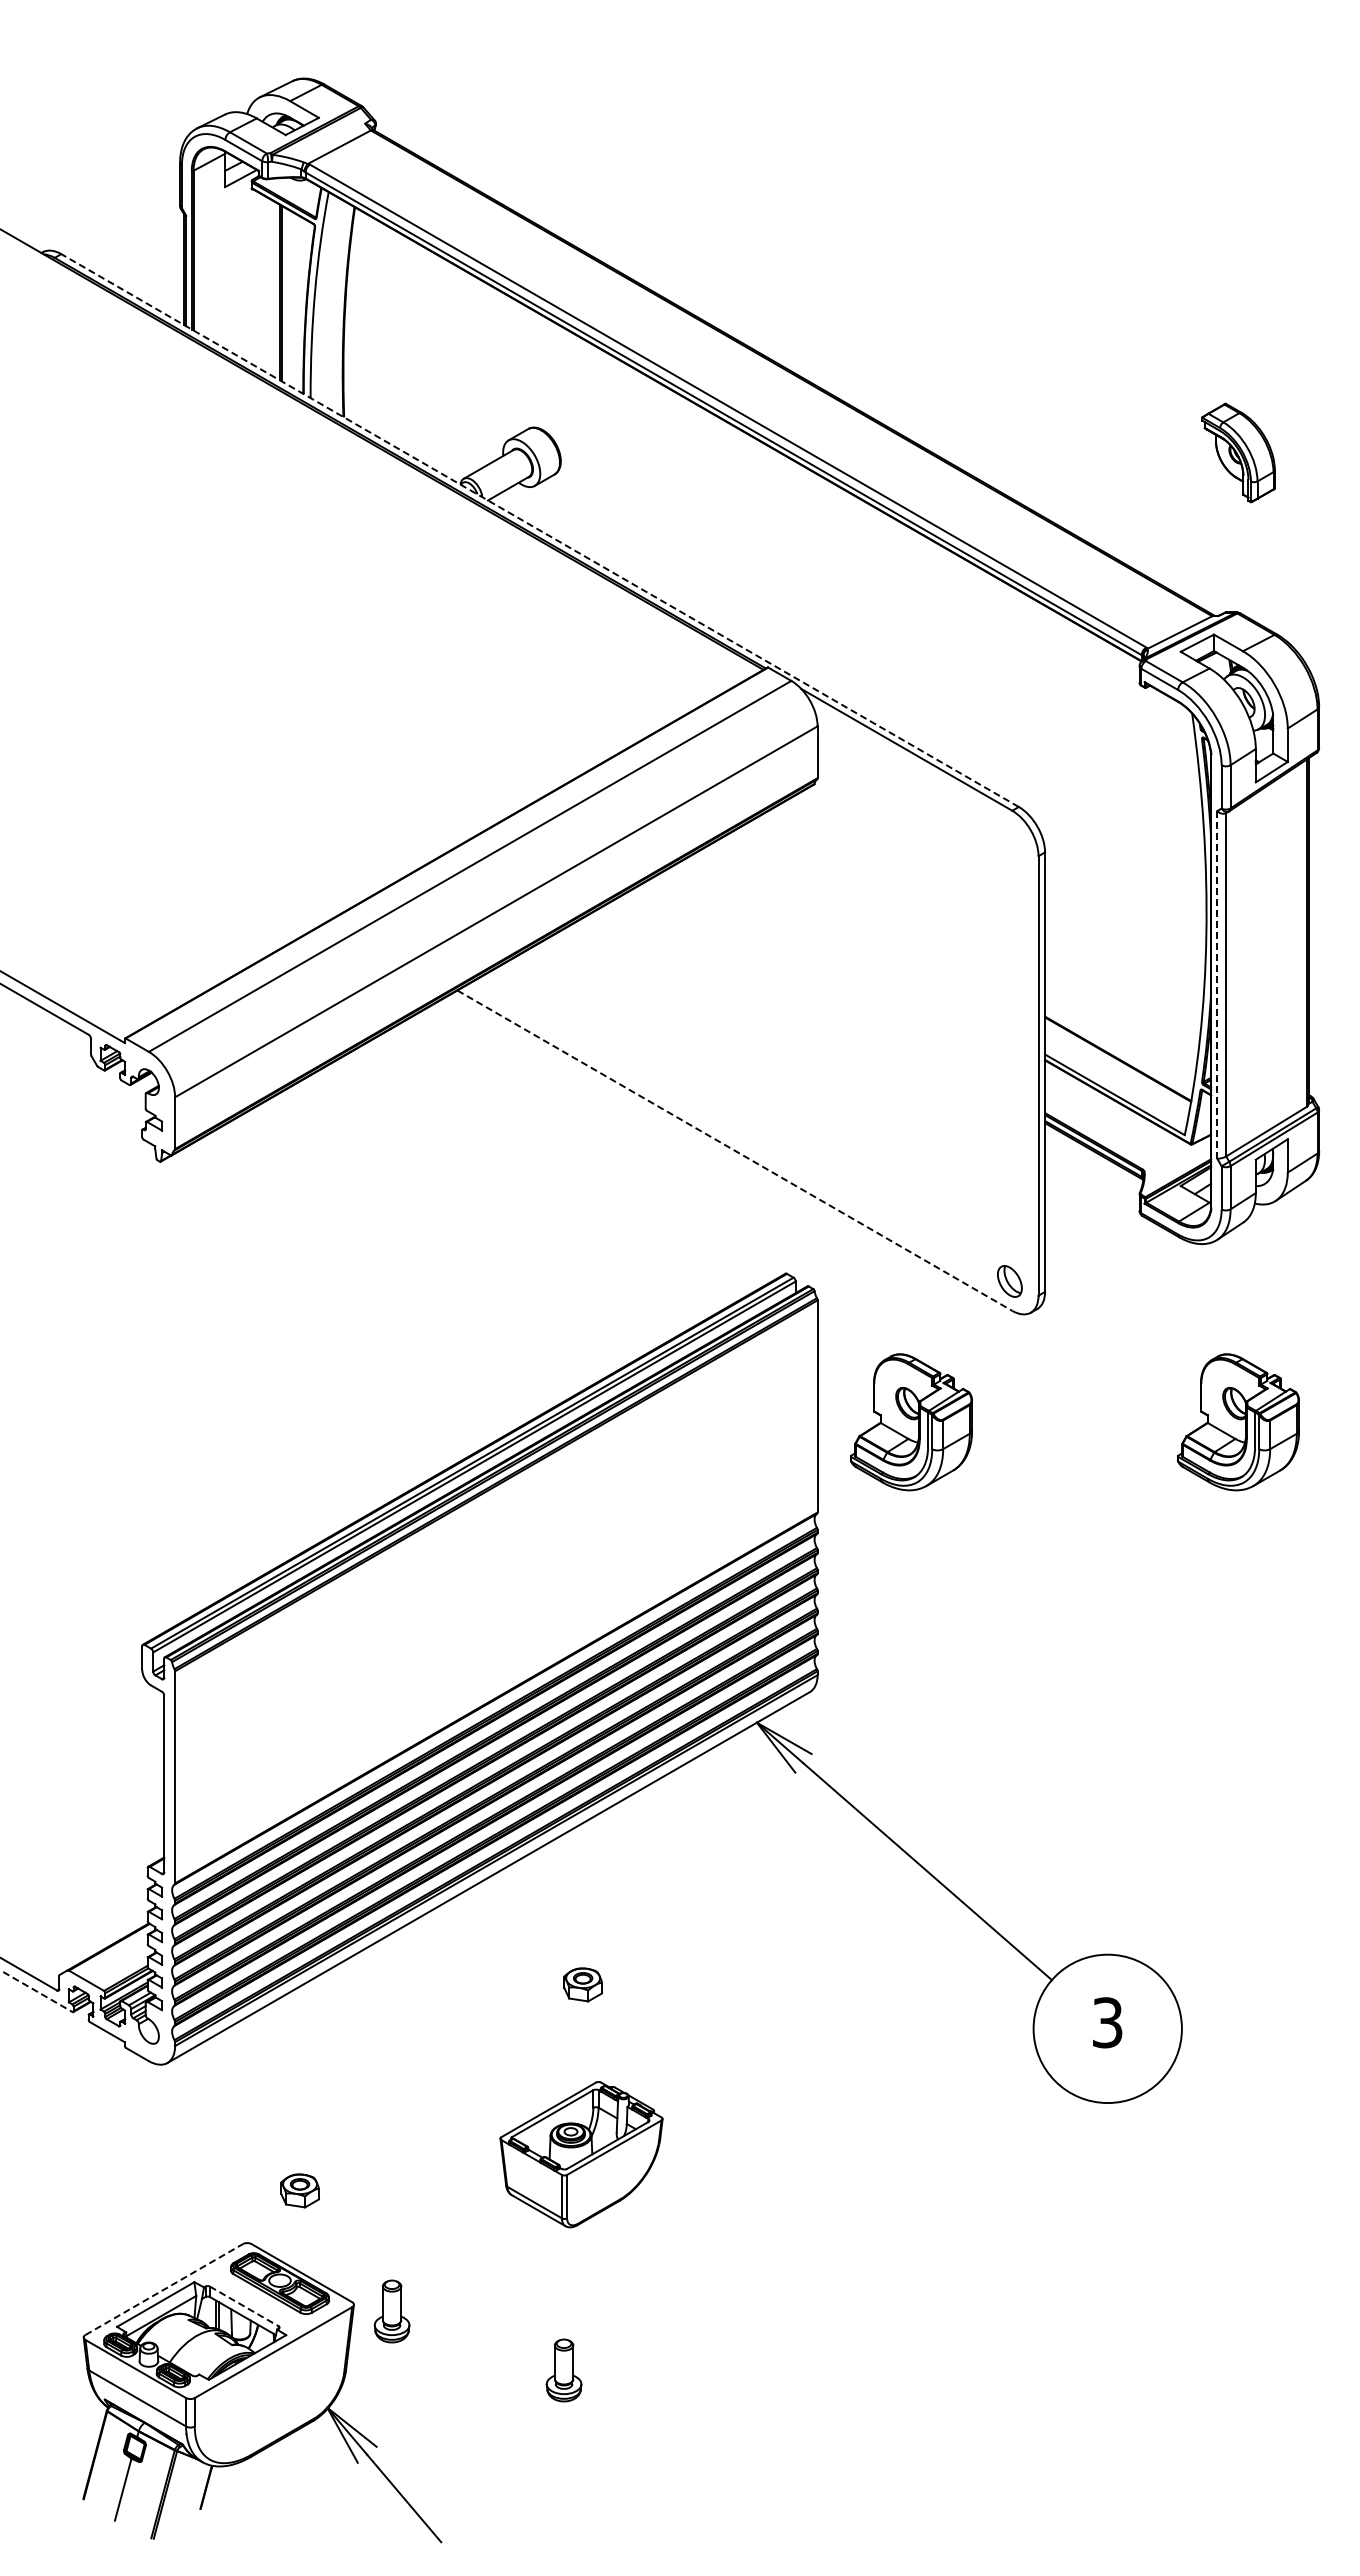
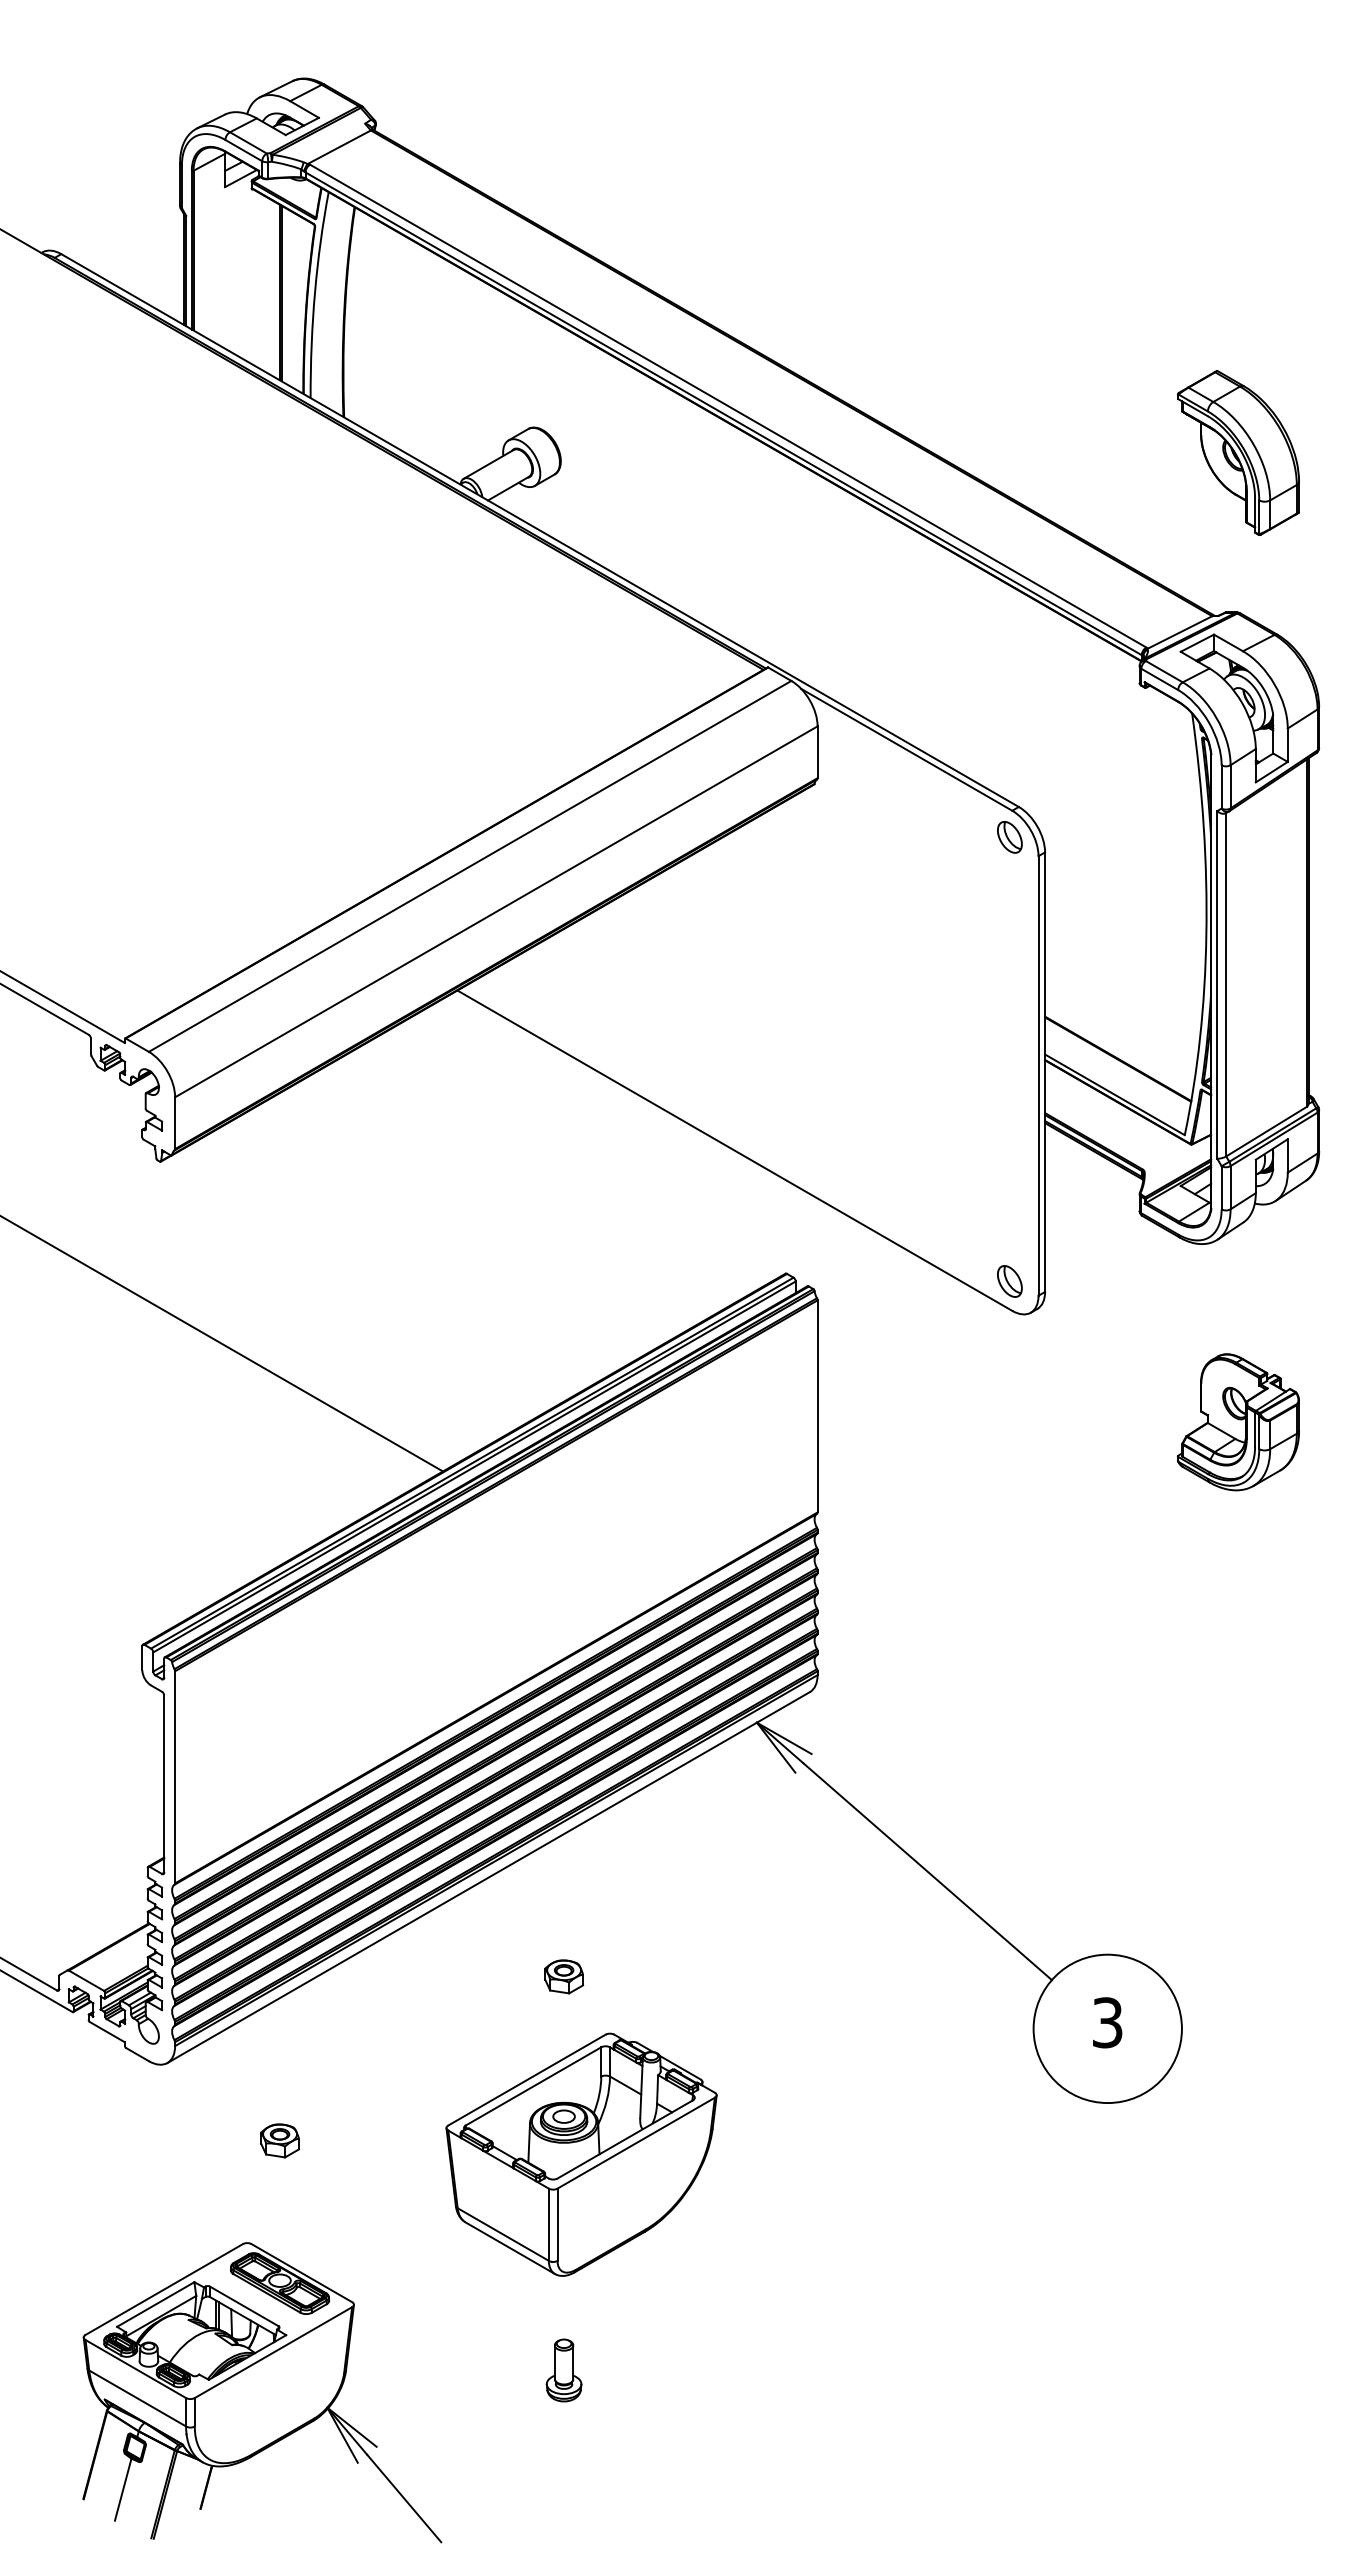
part size: 75x102 px -> 123x166 px (1238, 452)
line: dashed -> solid (540, 530)
part: none -> present (1009, 837)
line: dashed -> solid (1217, 984)
line: dashed -> solid (735, 1150)
line: none -> present (222, 1344)
part: present -> none (910, 1422)
part position: (583, 1984) -> (564, 1976) (564, 1976)
line: dashed -> solid (36, 1991)
part size: 165x148 px -> 273x245 px (581, 2154)
part position: (299, 2190) -> (279, 2140) (279, 2140)
line: dashed -> solid (164, 2289)
line: dashed -> solid (244, 2306)
part: present -> none (391, 2311)
